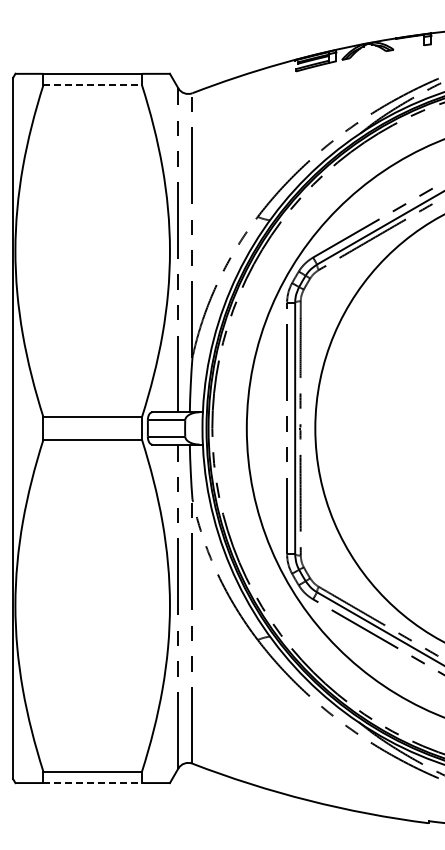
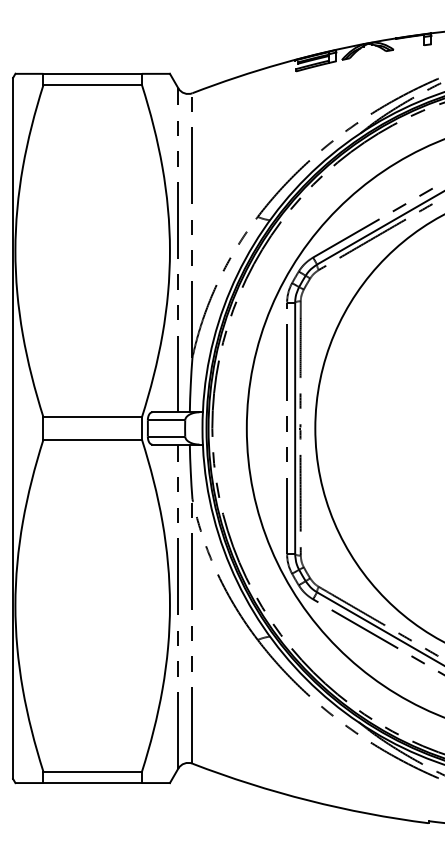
line: dashed -> solid (93, 85)
line: dashed -> solid (93, 783)
